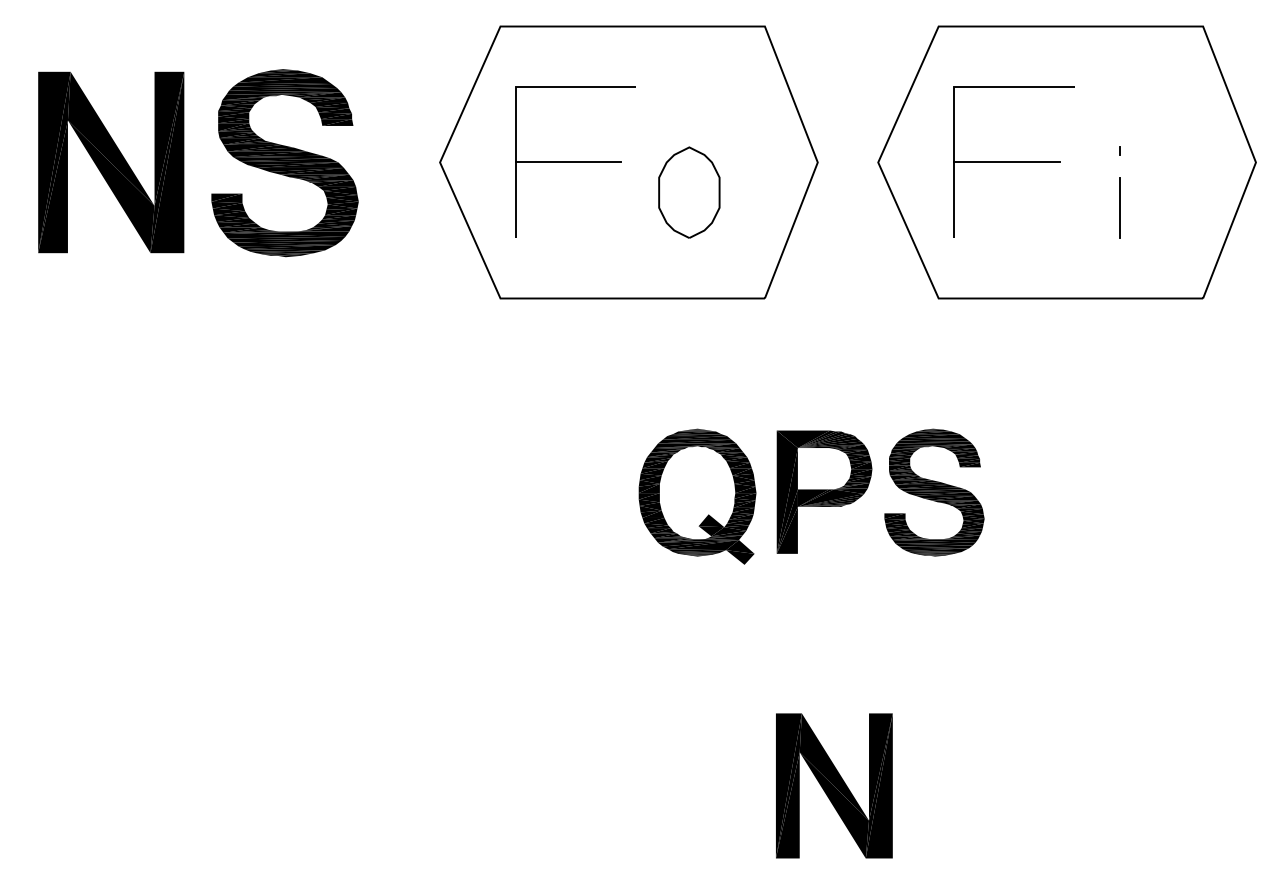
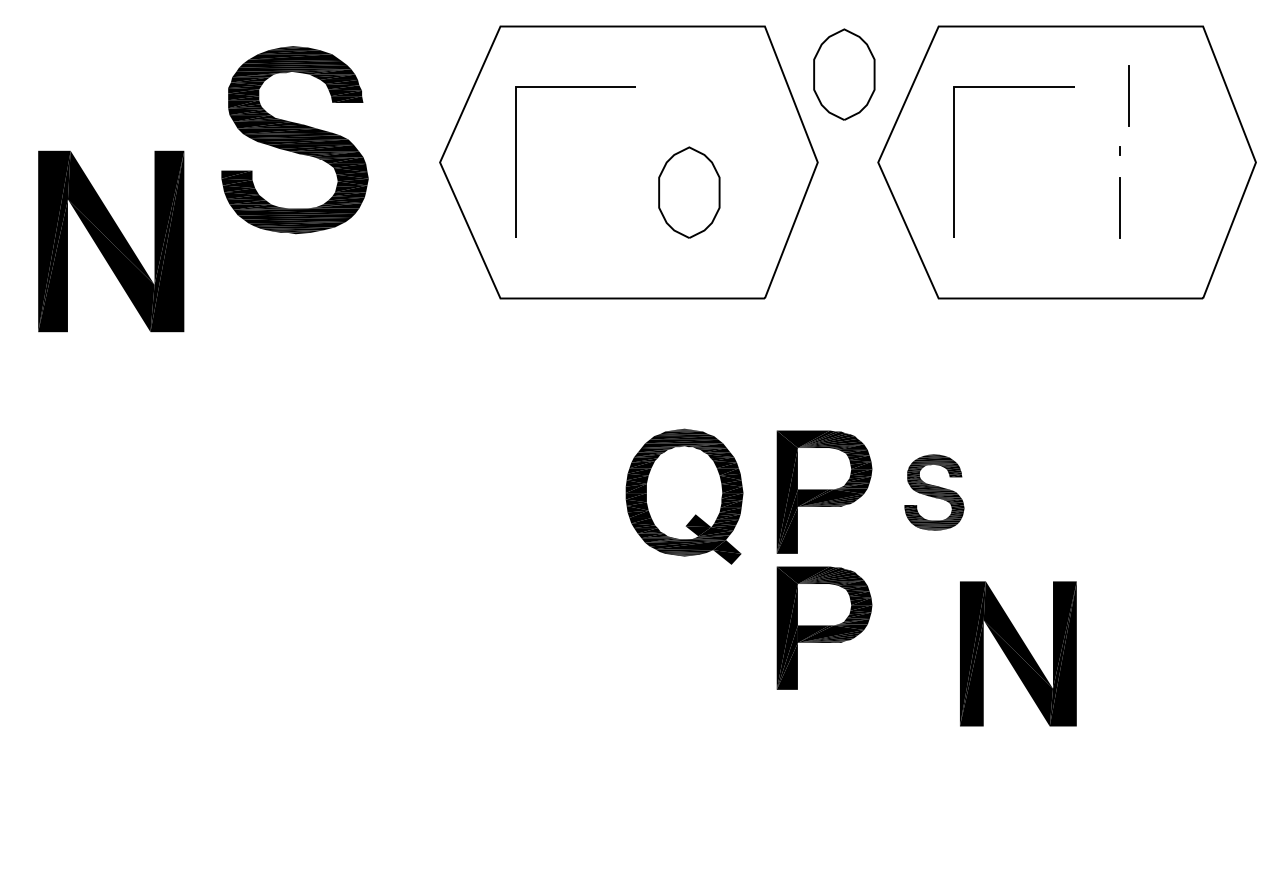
part: none -> present (844, 74)
line: none -> present (1128, 95)
part position: (111, 162) -> (111, 241) (111, 241)
line: present -> none (568, 162)
line: present -> none (1006, 162)
part position: (284, 163) -> (294, 140) (294, 140)
part size: 101x129 px -> 61x77 px (934, 492)
part position: (697, 496) -> (684, 496) (684, 496)
part: none -> present (824, 627)
part position: (834, 785) -> (1018, 653) (1018, 653)
